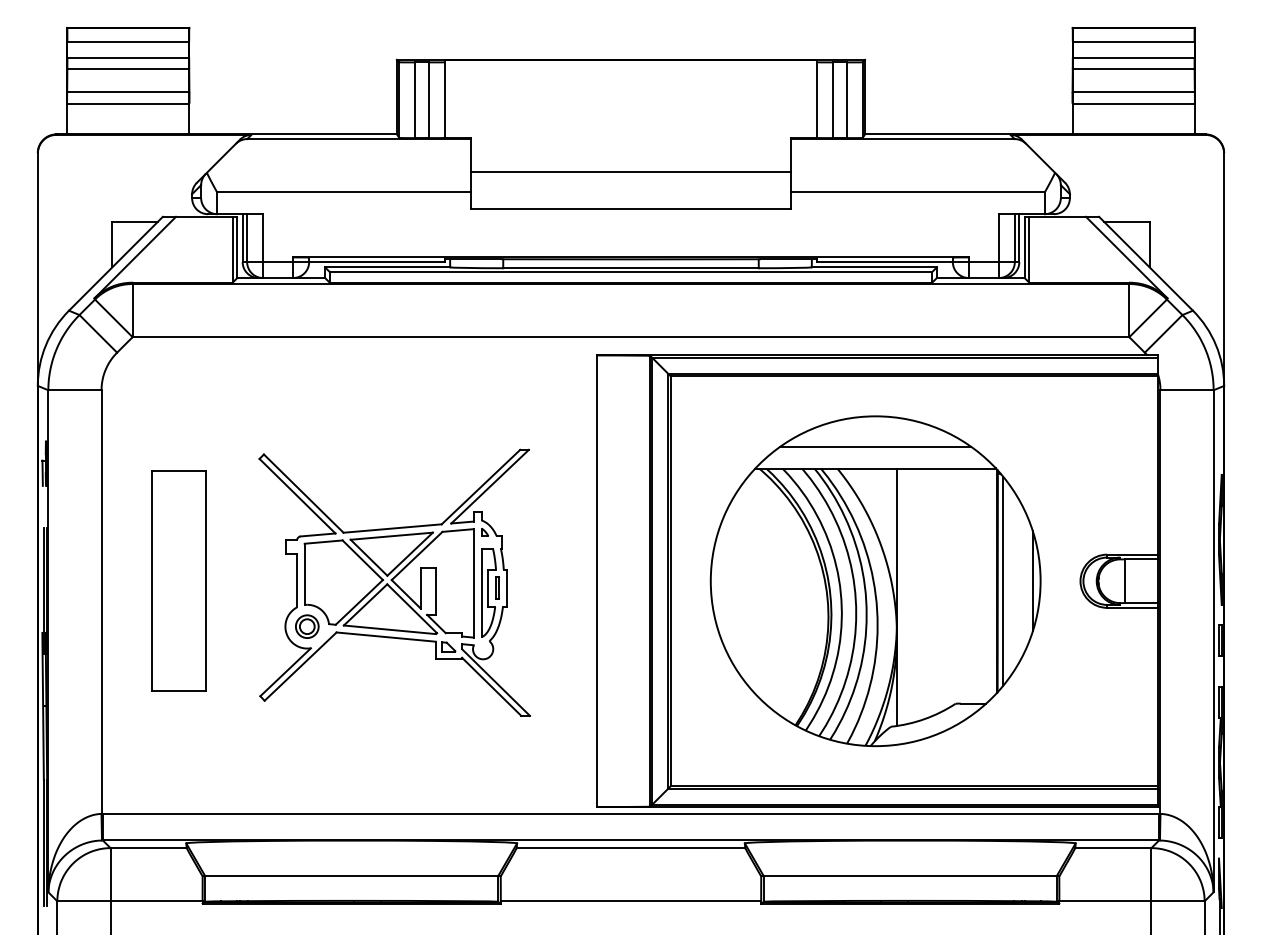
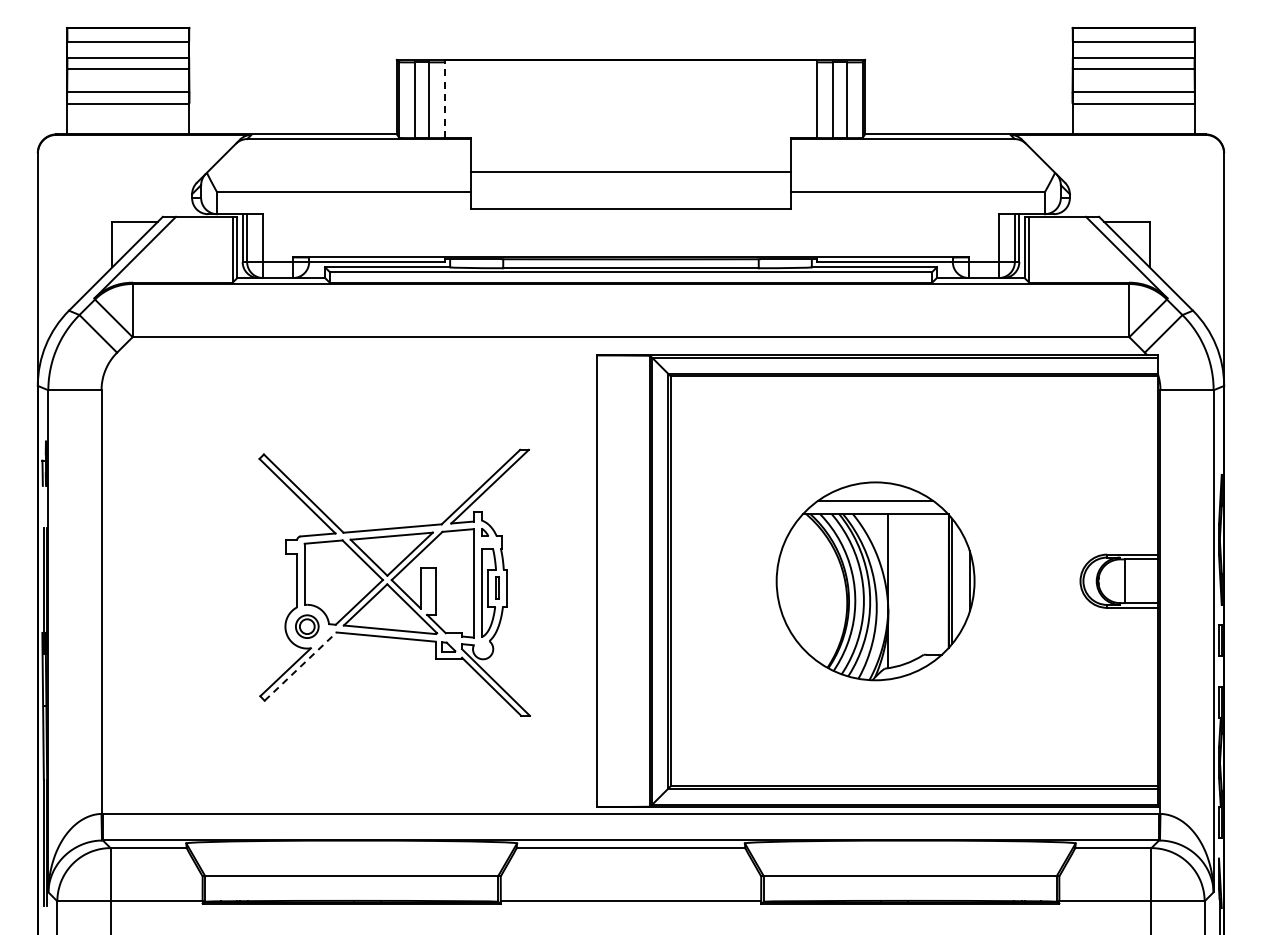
line: solid -> dashed (444, 99)
part: present -> none (178, 580)
part size: 333x333 px -> 201x201 px (875, 581)
line: solid -> dashed (300, 666)
